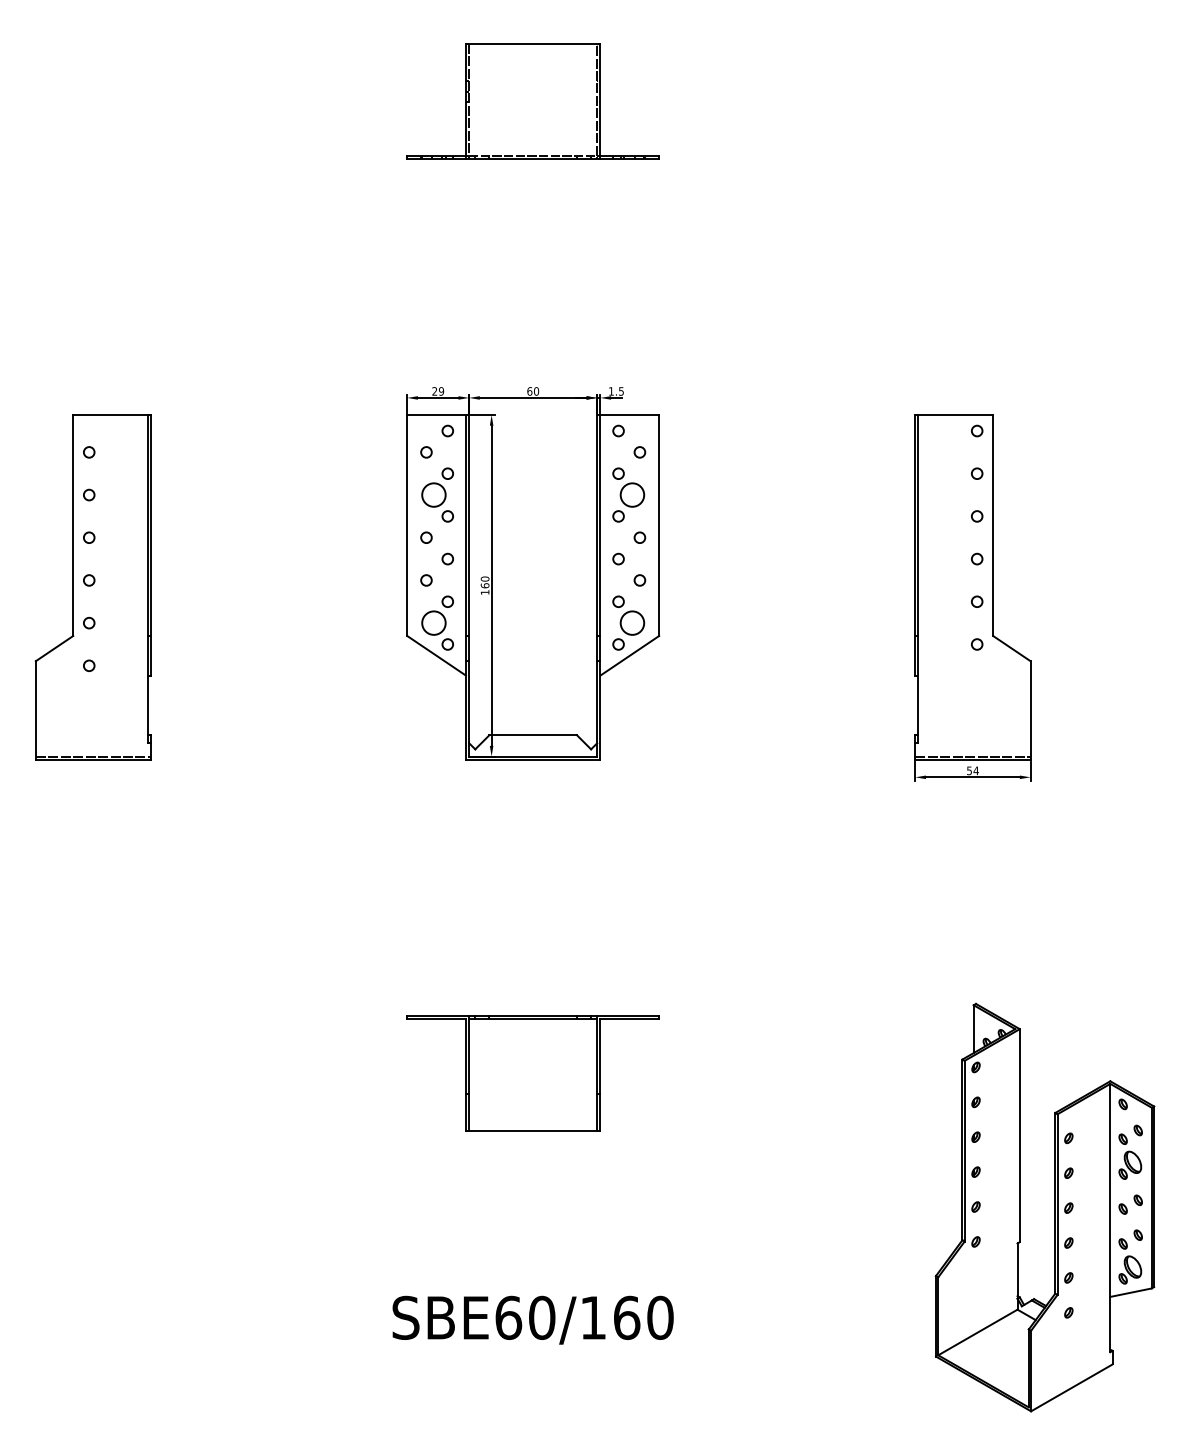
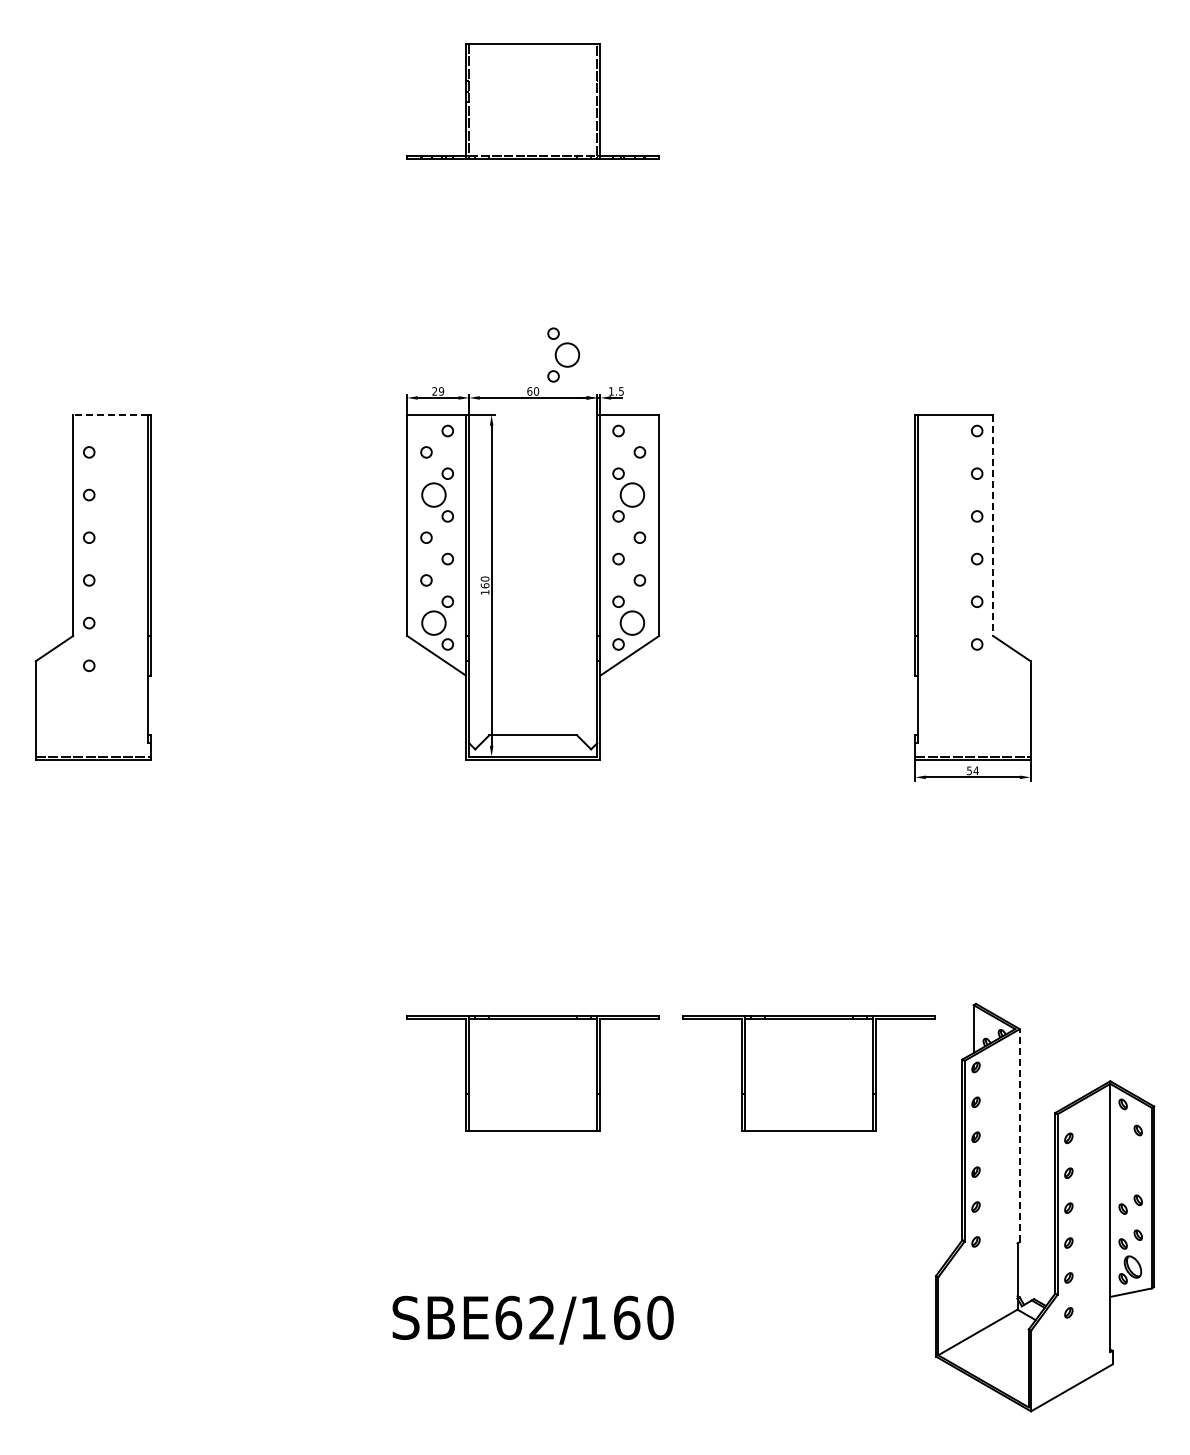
part: none -> present (563, 354)
line: solid -> dashed (110, 415)
line: solid -> dashed (993, 526)
part: none -> present (808, 1073)
line: solid -> dashed (1019, 1135)
part: present -> none (1130, 1156)
text: SBE60/160 -> SBE62/160 (542, 1317)
